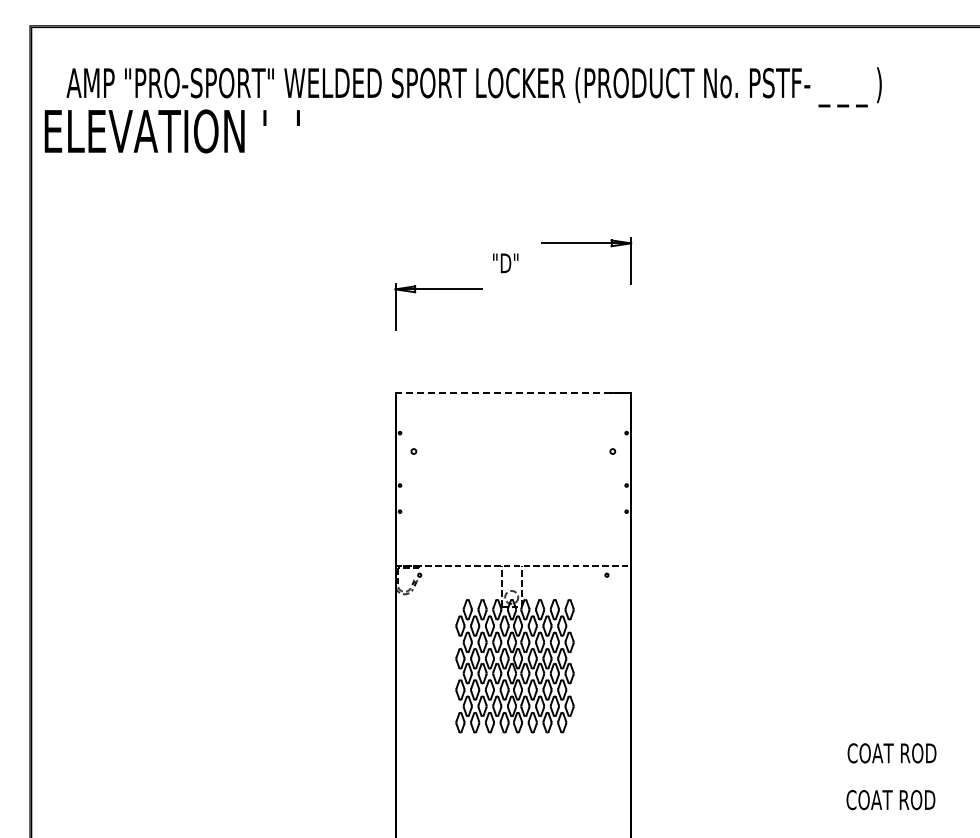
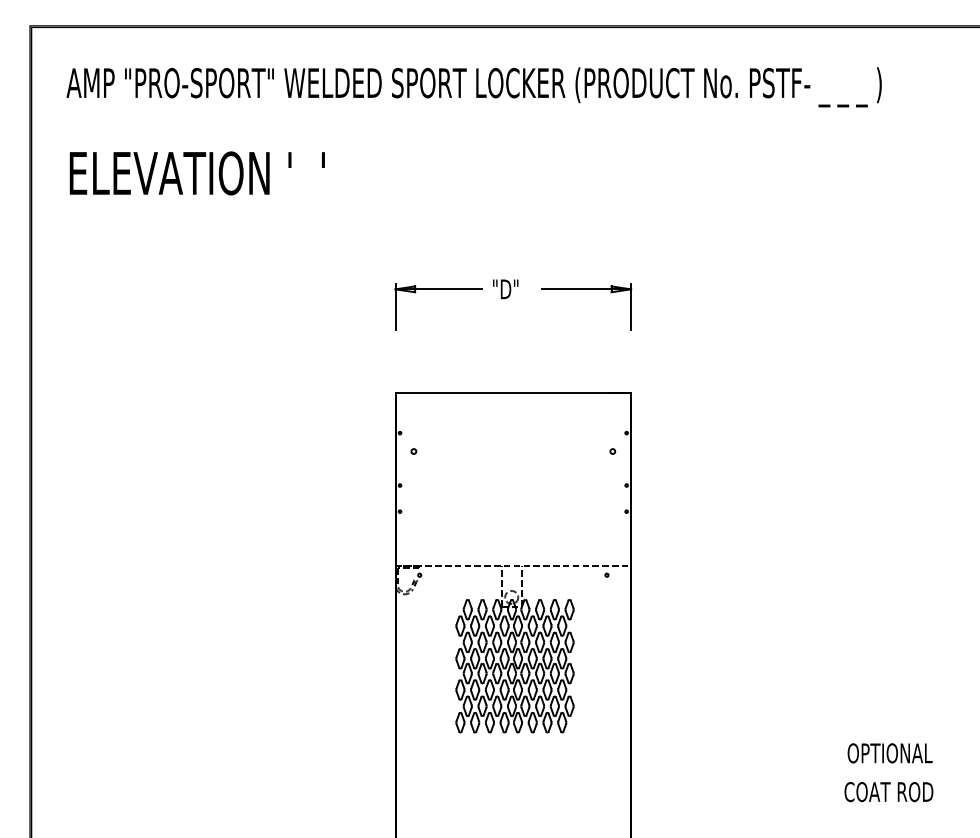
text position: (171, 131) -> (196, 173) (196, 173)
part position: (586, 243) -> (586, 289) (586, 289)
text position: (505, 263) -> (505, 289) (505, 289)
line: dashed -> solid (508, 392)
text: COAT ROD -> OPTIONAL (894, 753)
text position: (890, 800) -> (888, 792) (888, 792)
